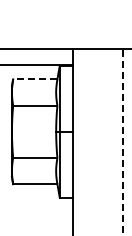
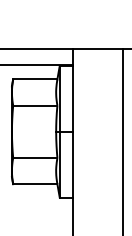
line: dashed -> solid (34, 79)
line: dashed -> solid (122, 141)
